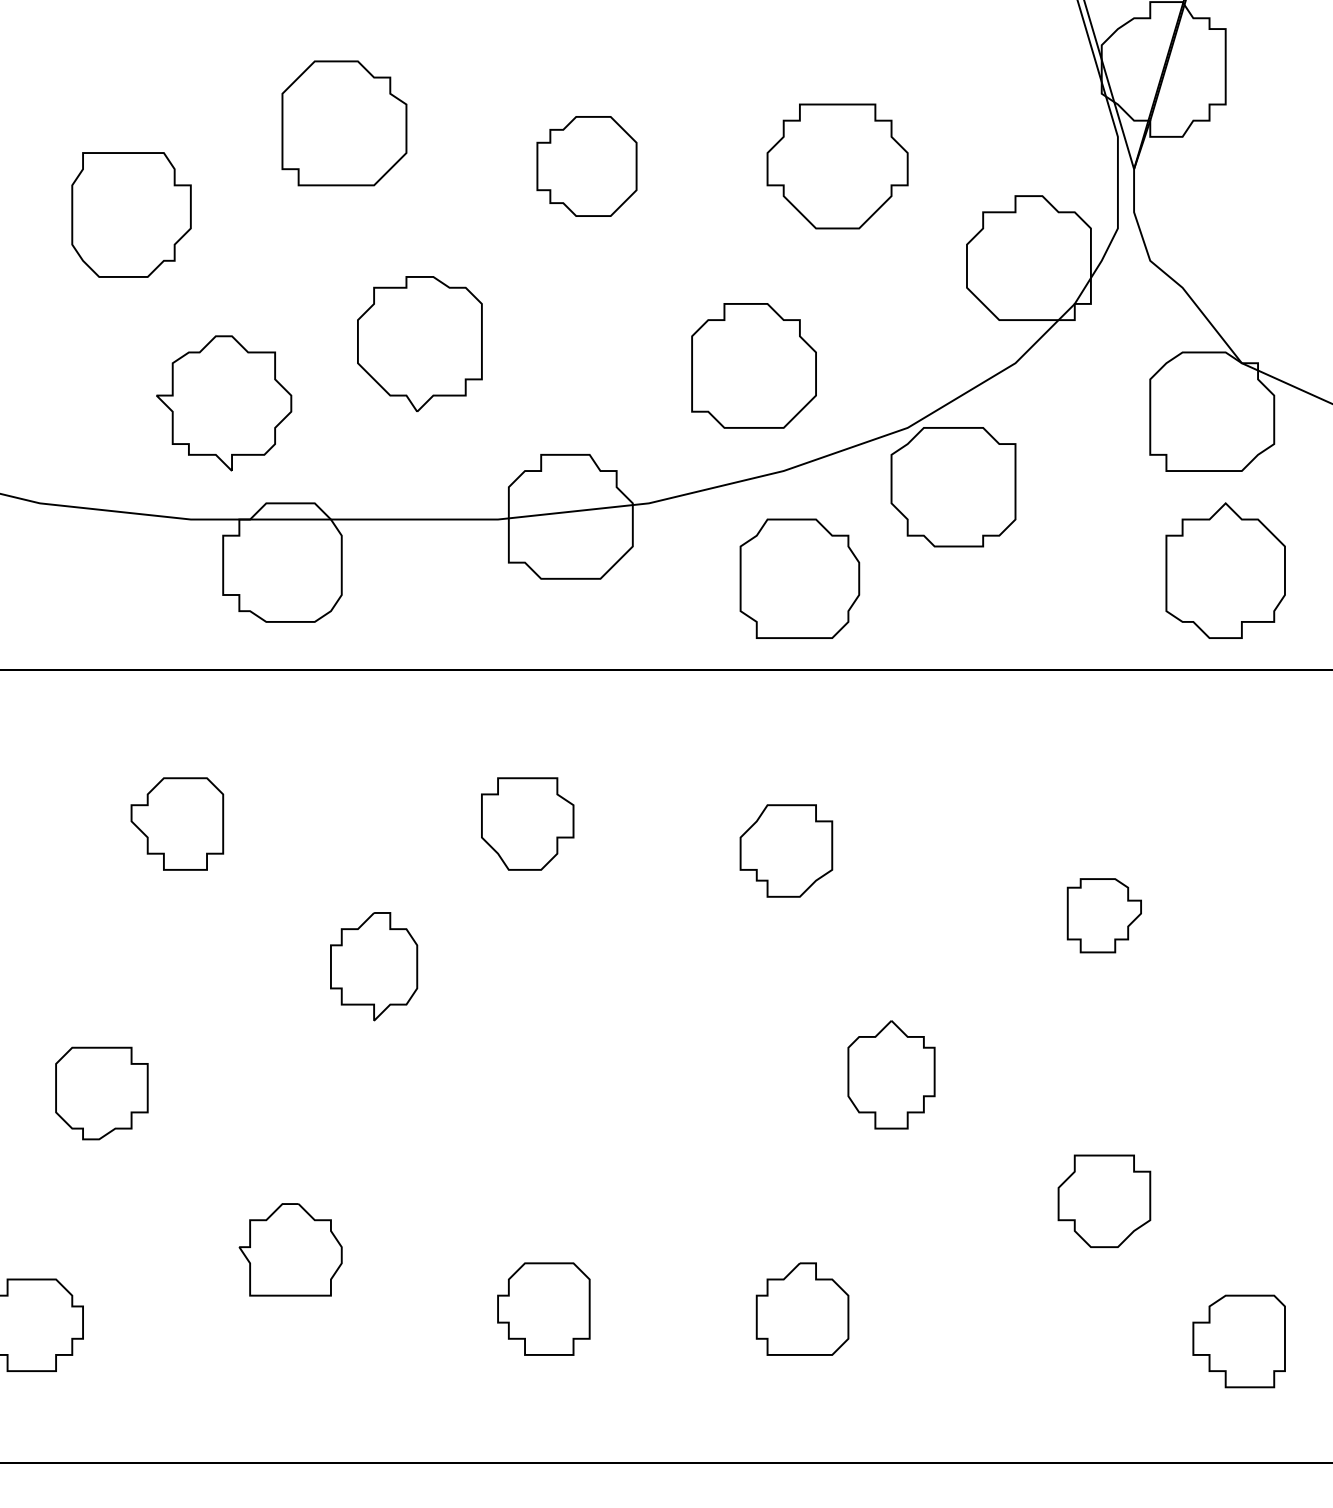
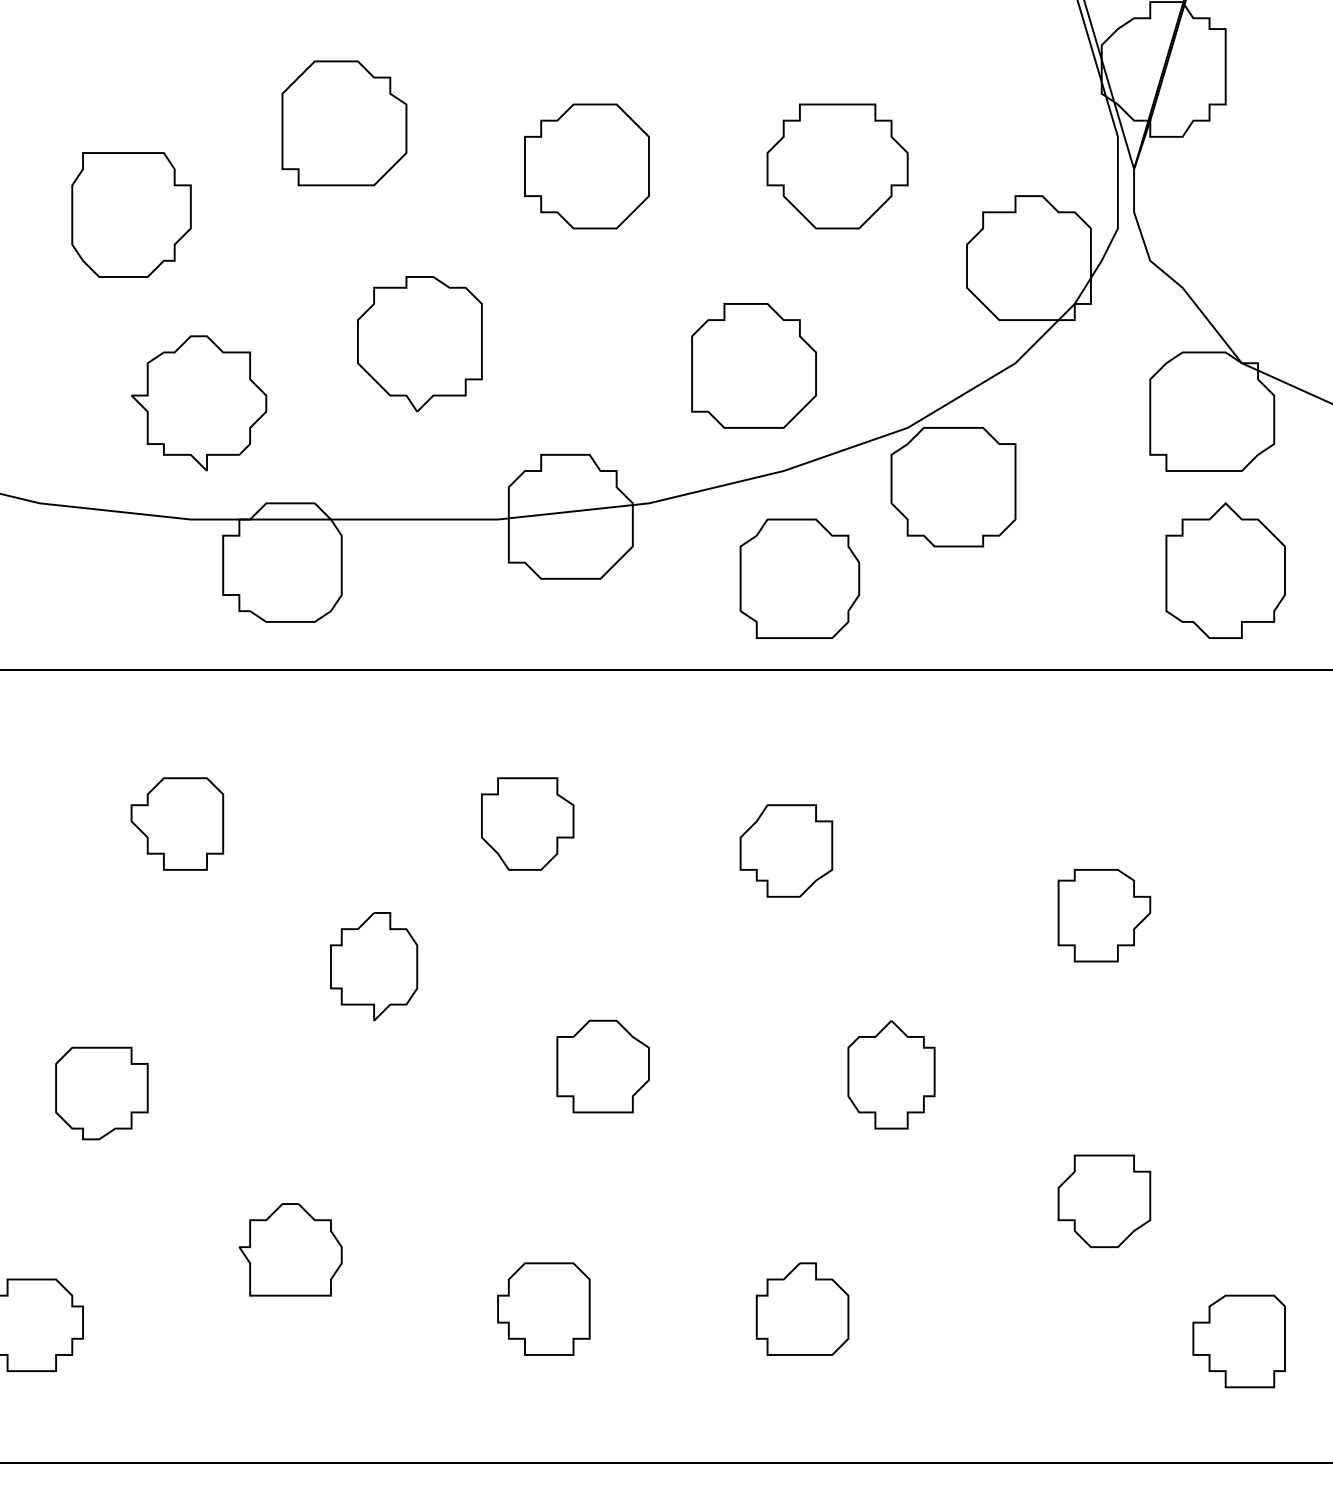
part size: 102x101 px -> 126x127 px (586, 166)
part position: (224, 403) -> (199, 403) (199, 403)
part size: 76x76 px -> 95x94 px (1104, 915)
part: none -> present (602, 1066)
